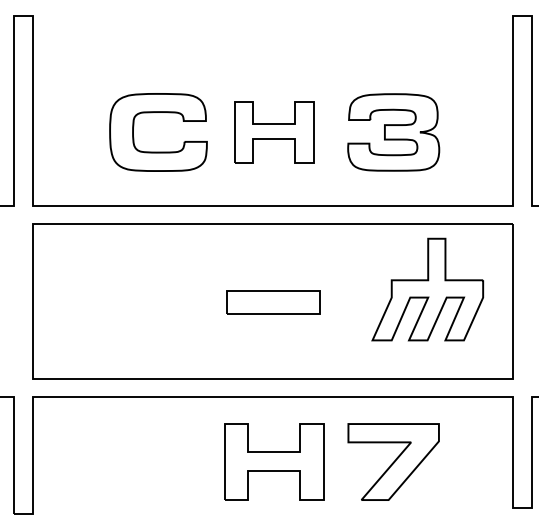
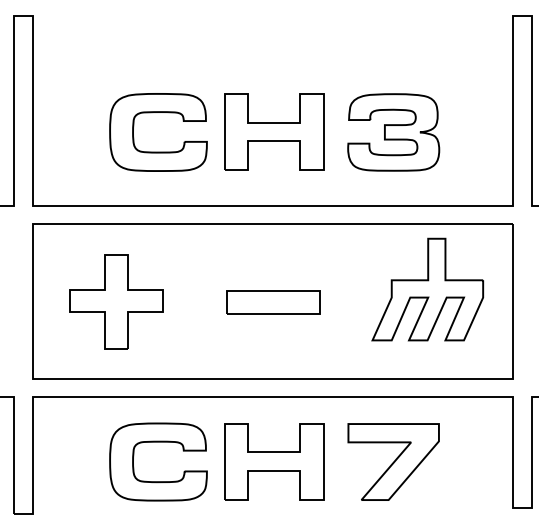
part size: 81x63 px -> 101x78 px (274, 131)
part: none -> present (116, 301)
part: none -> present (158, 442)
